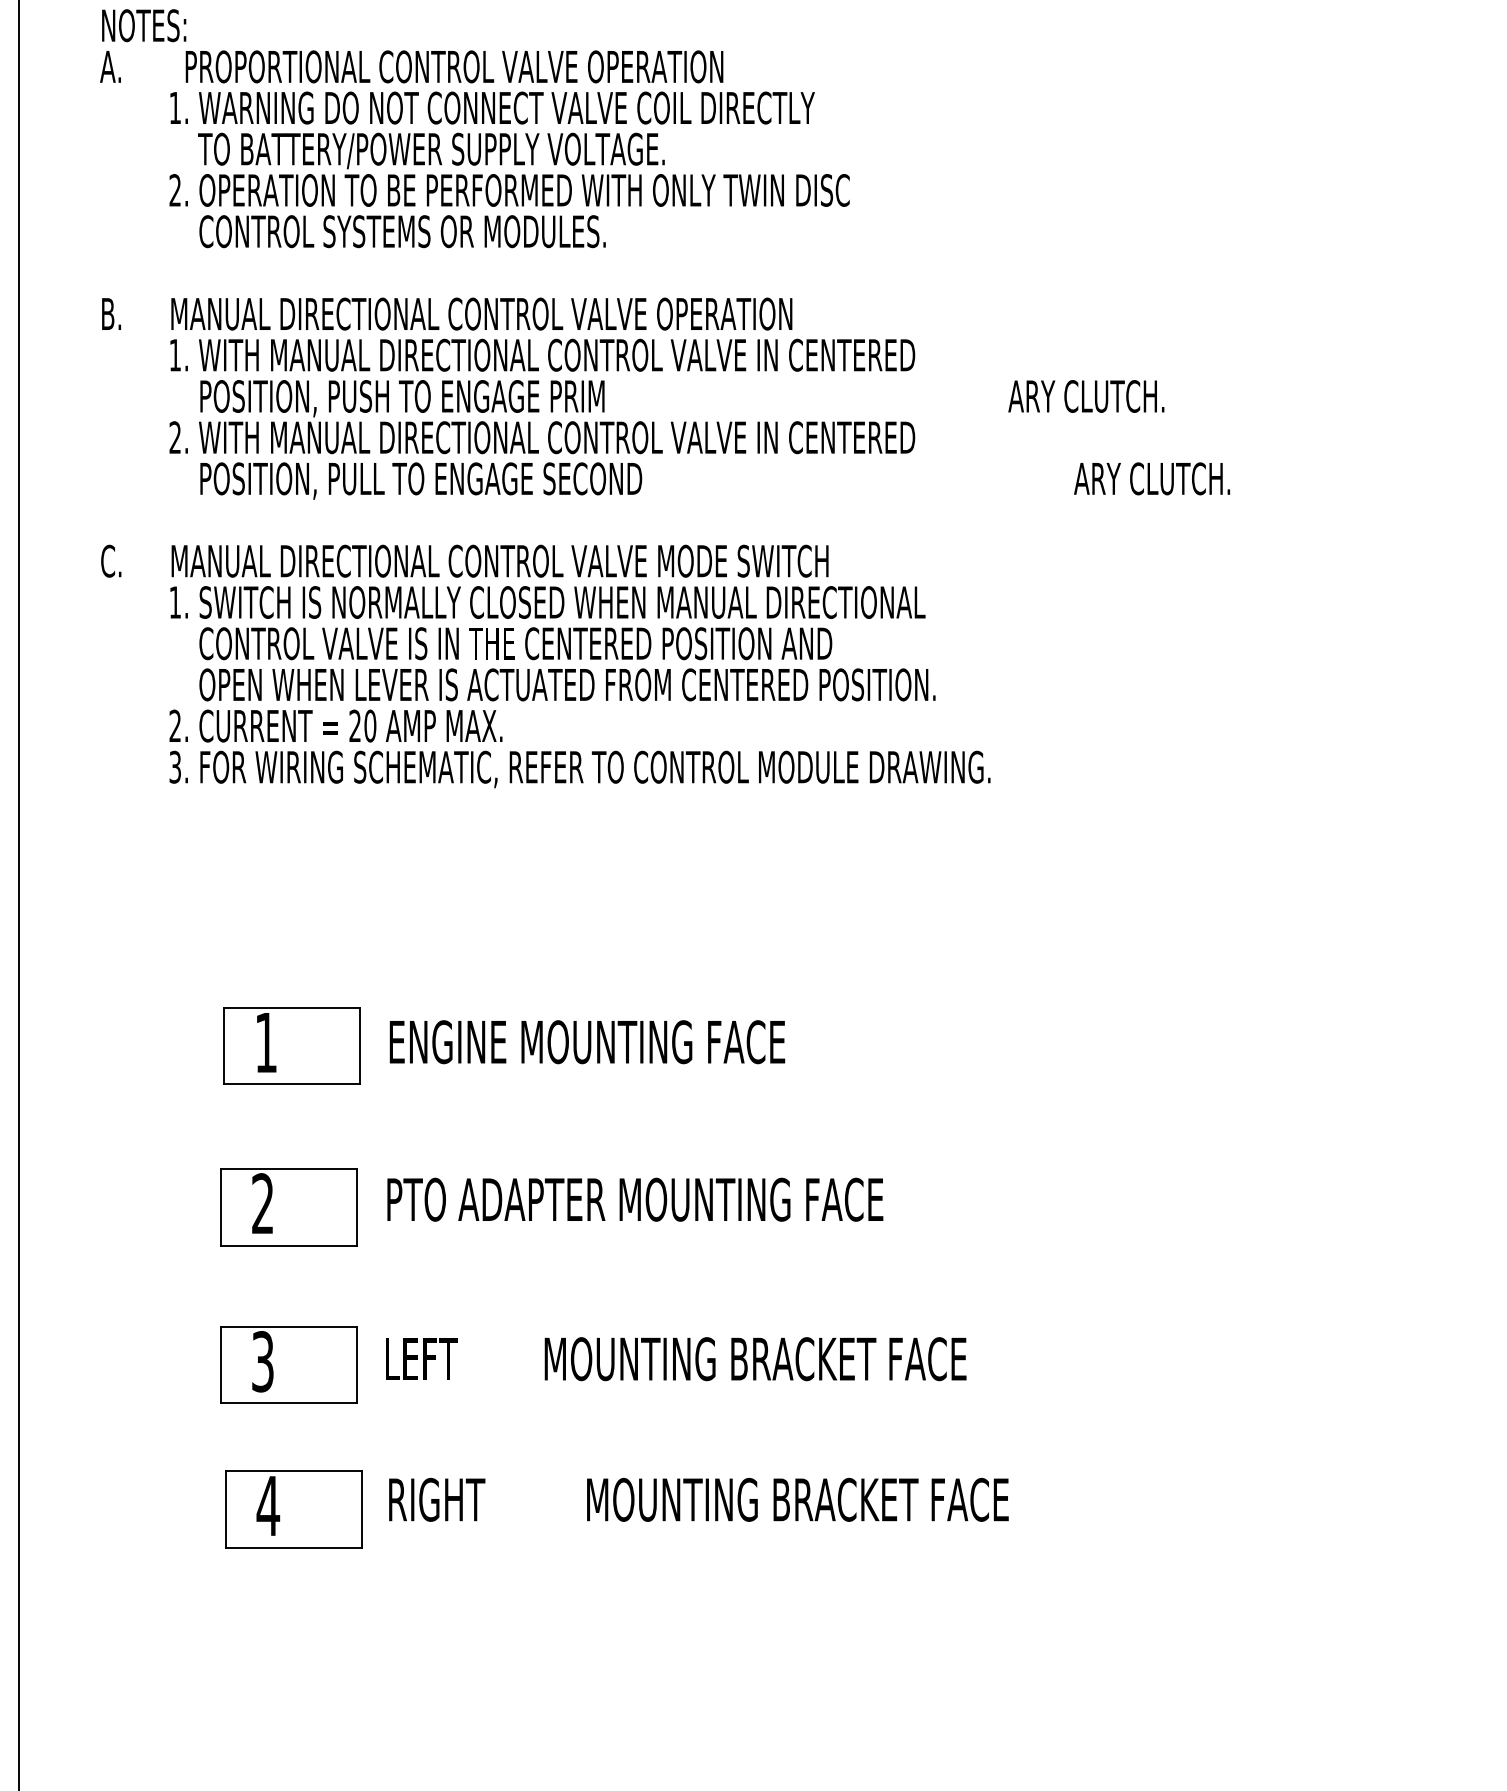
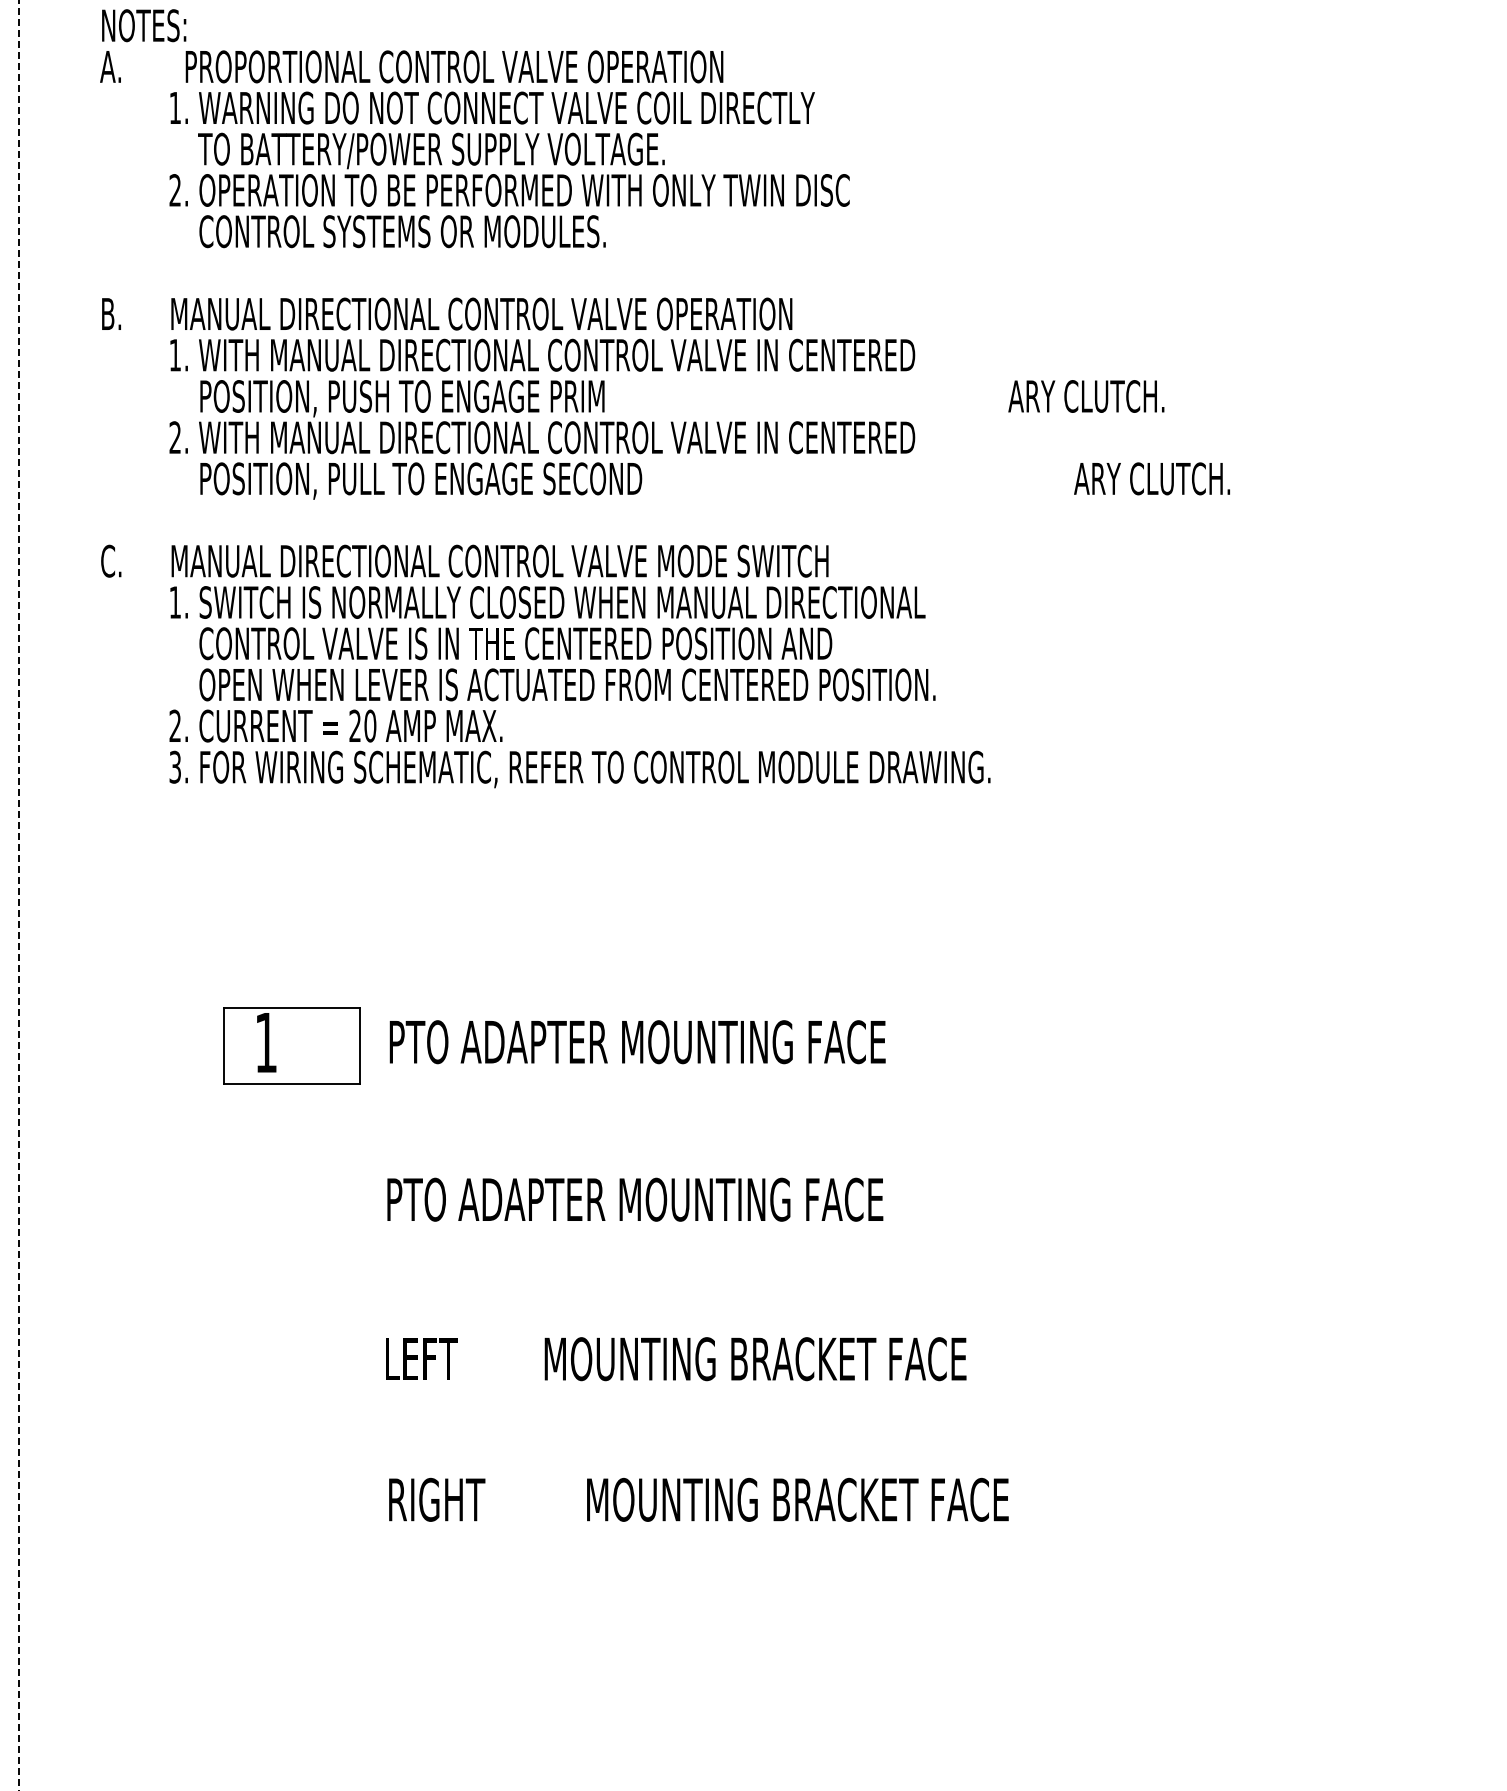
line: solid -> dashed (18, 895)
text: ENGINE MOUNTING FACE -> PTO ADAPTER MOUNTING FACE (639, 1042)
part: present -> none (288, 1207)
part: present -> none (288, 1364)
part: present -> none (293, 1509)
